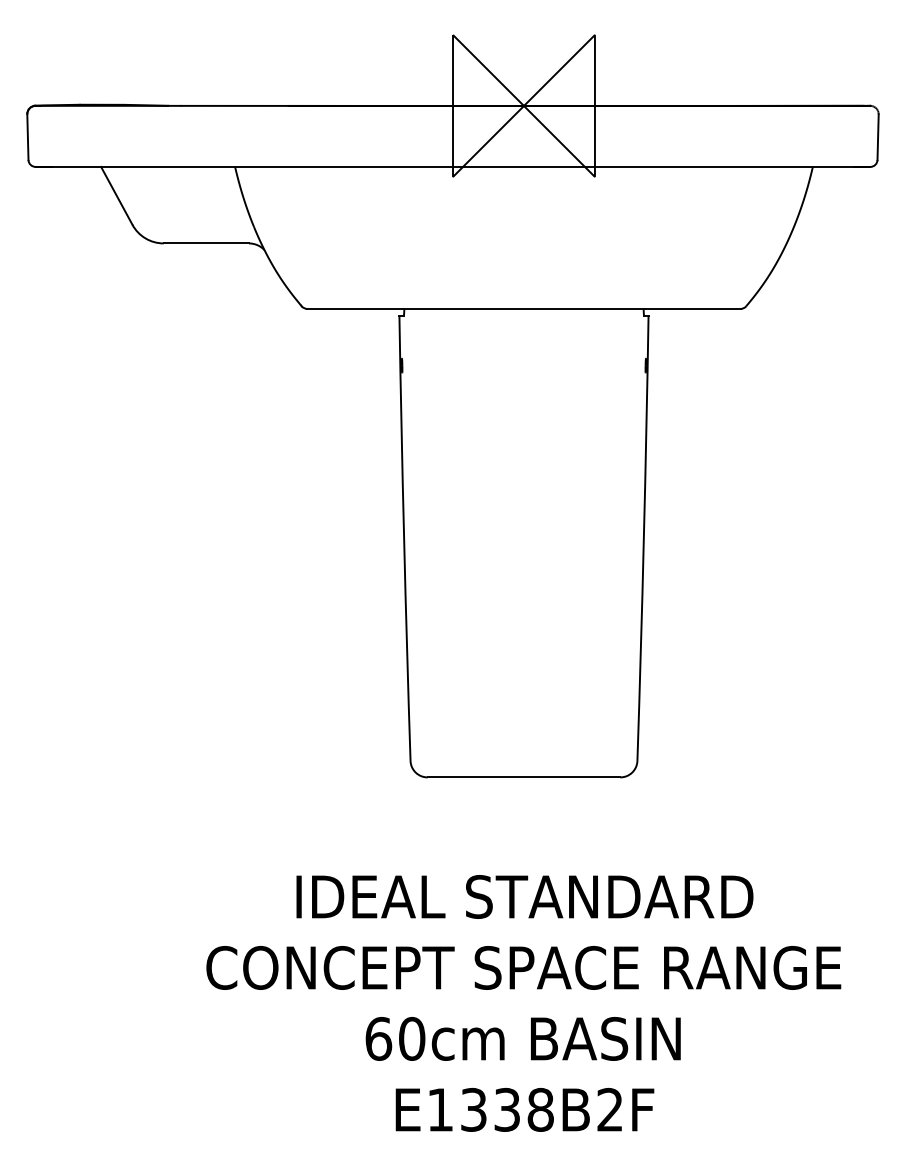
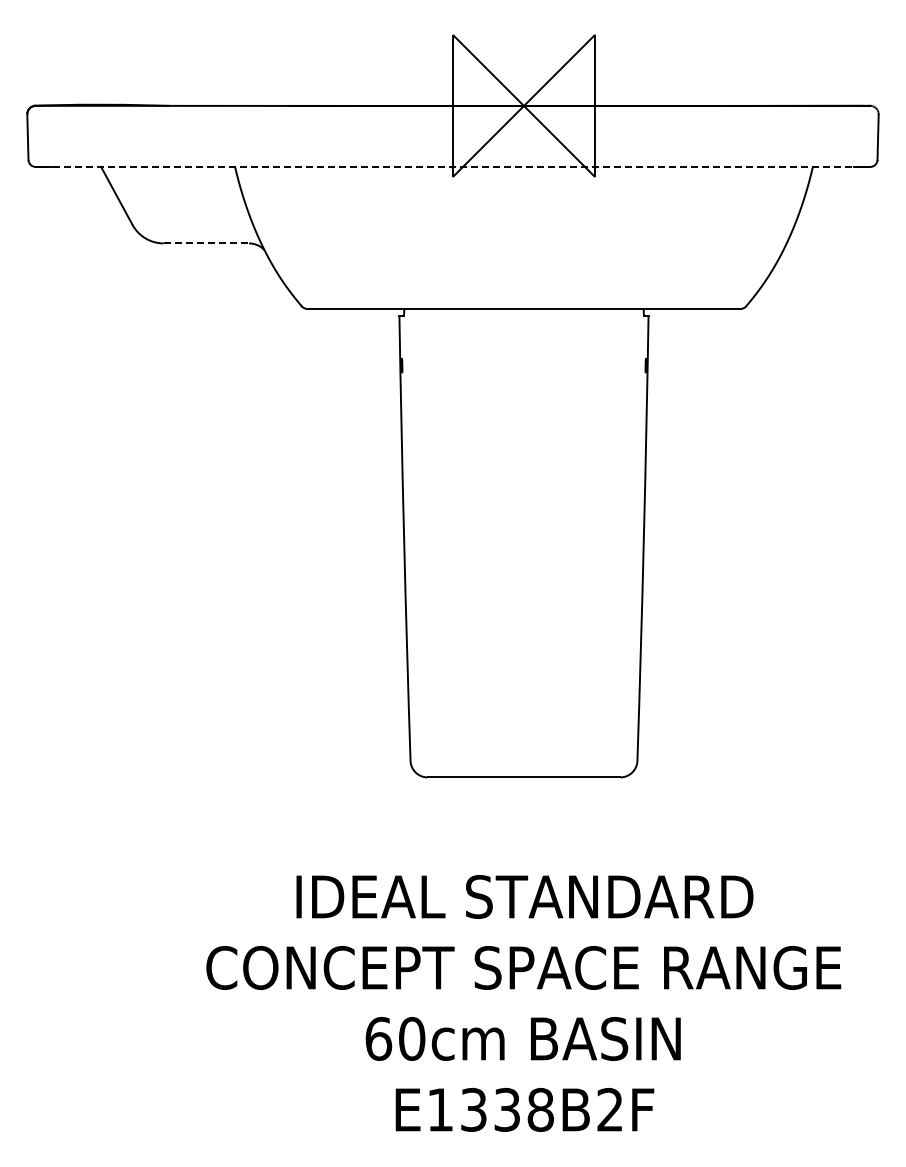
line: solid -> dashed (452, 166)
line: solid -> dashed (206, 243)
